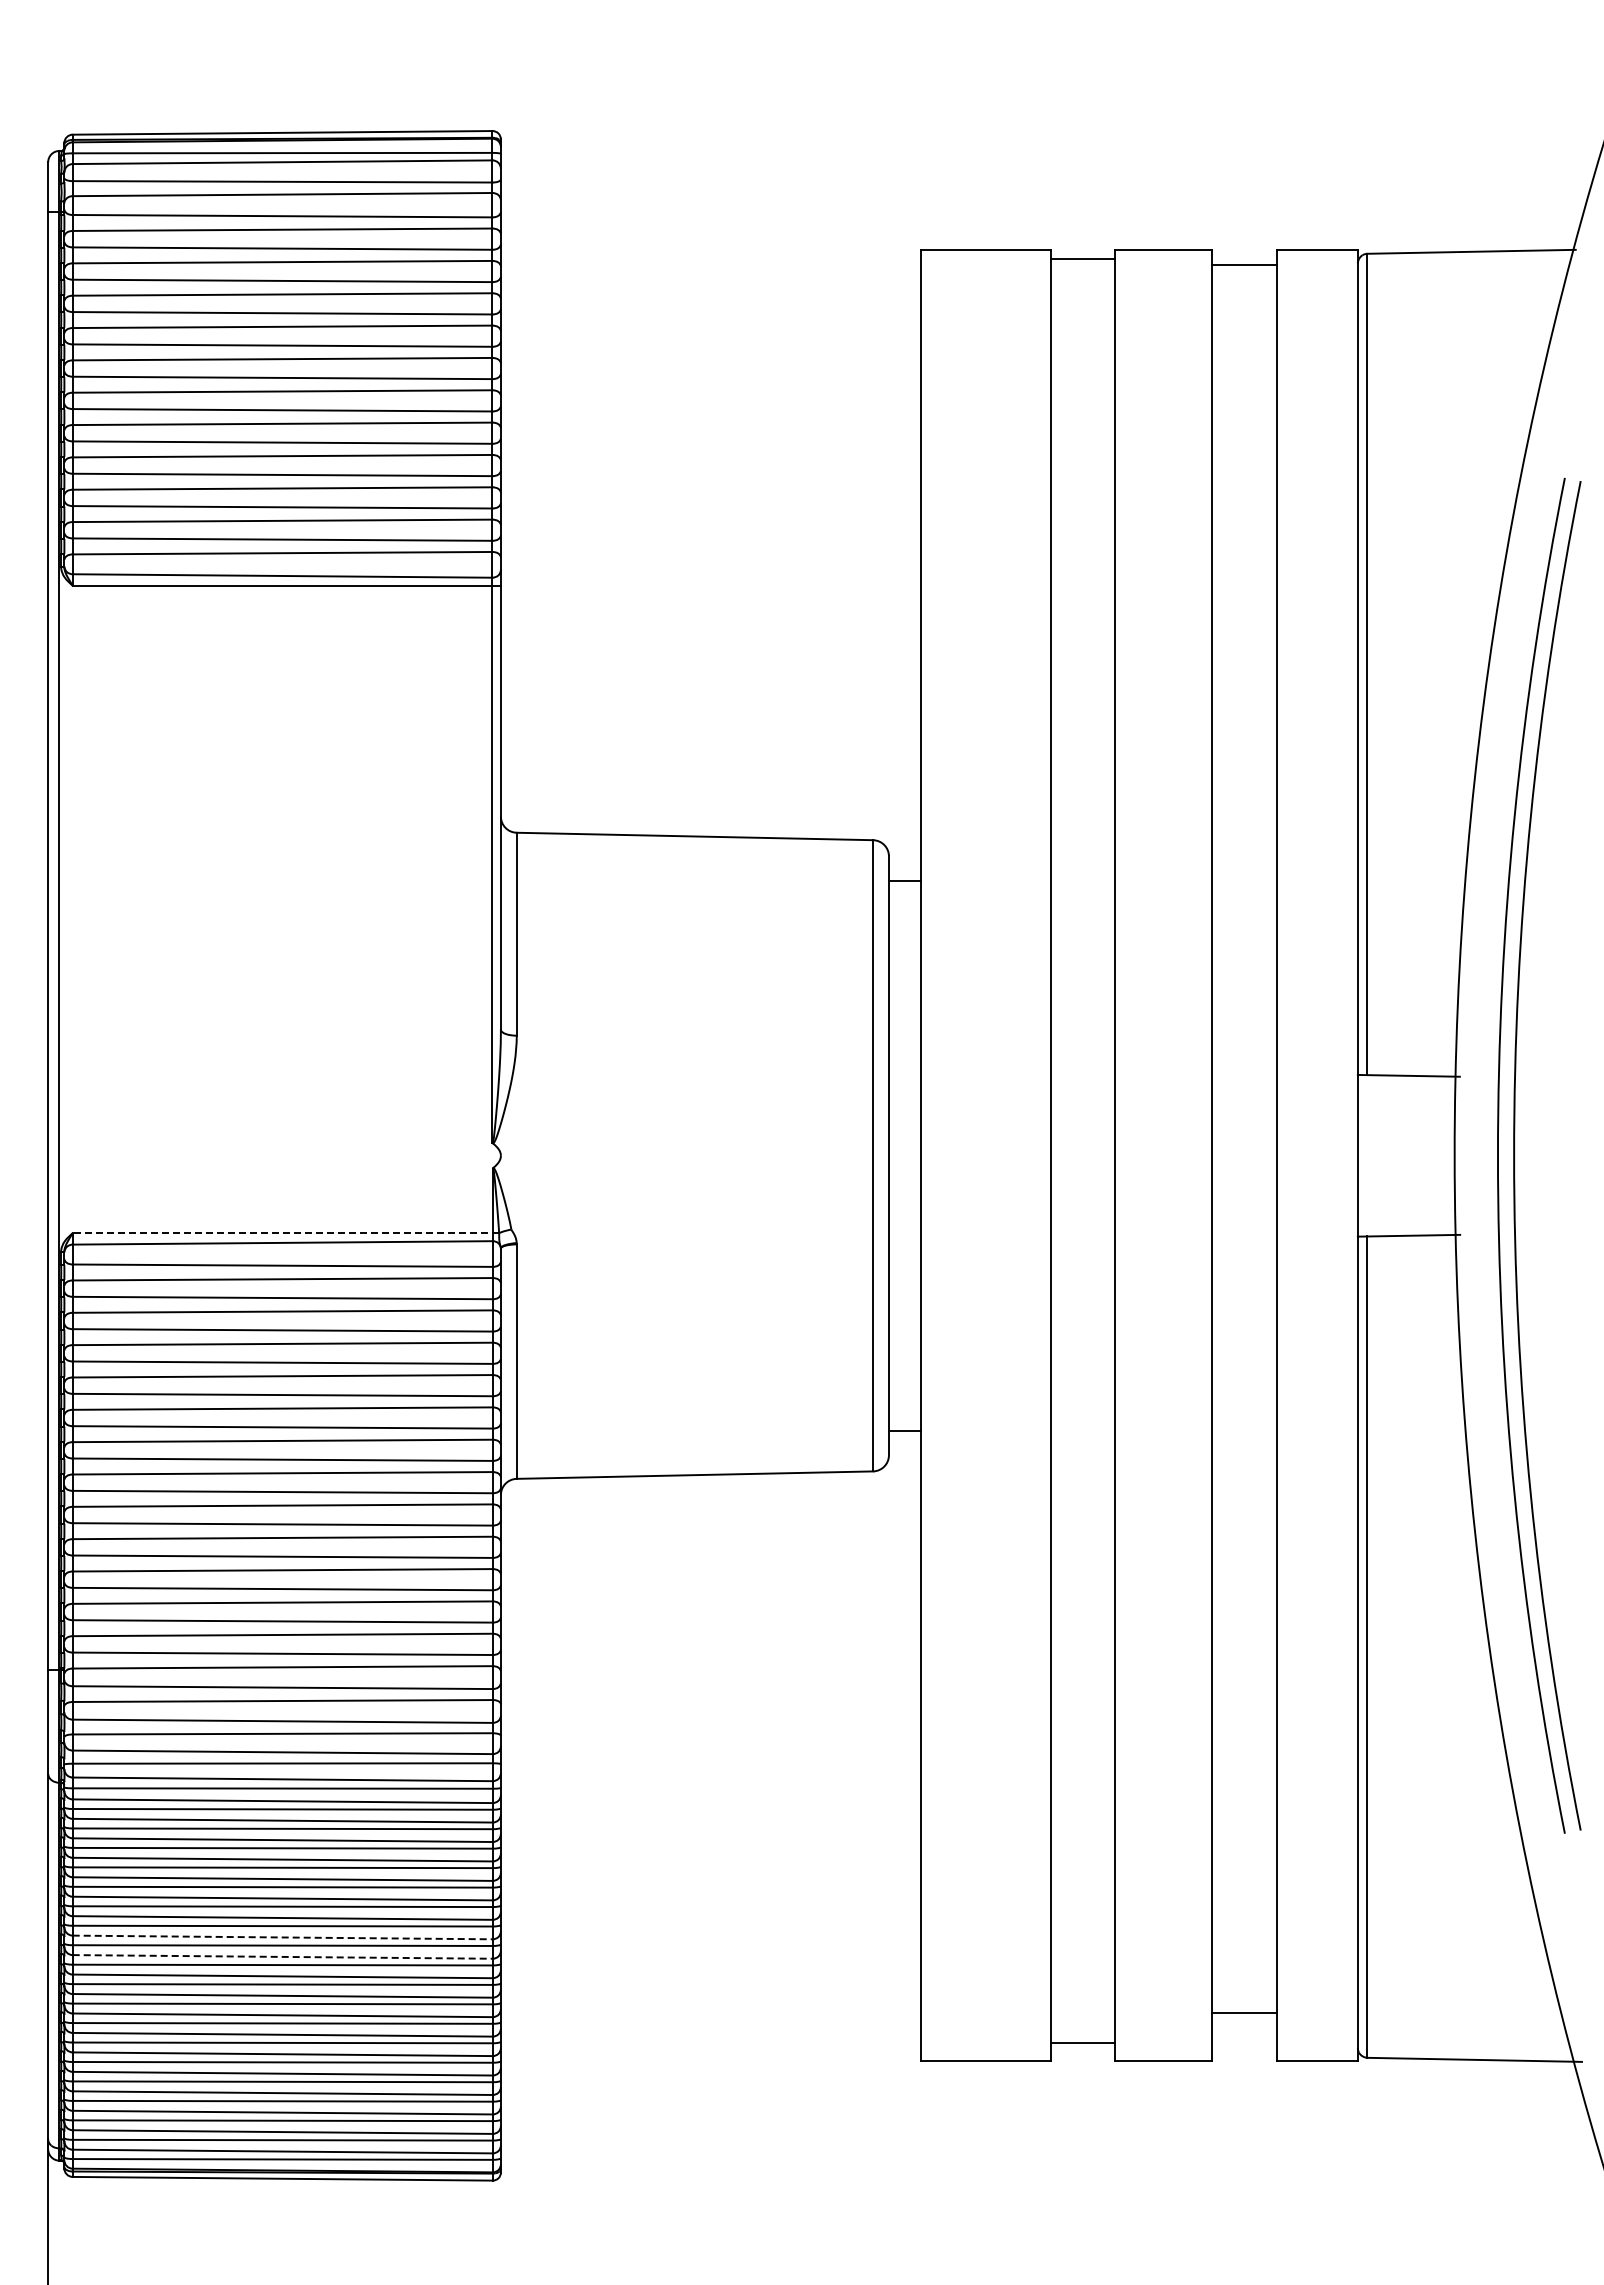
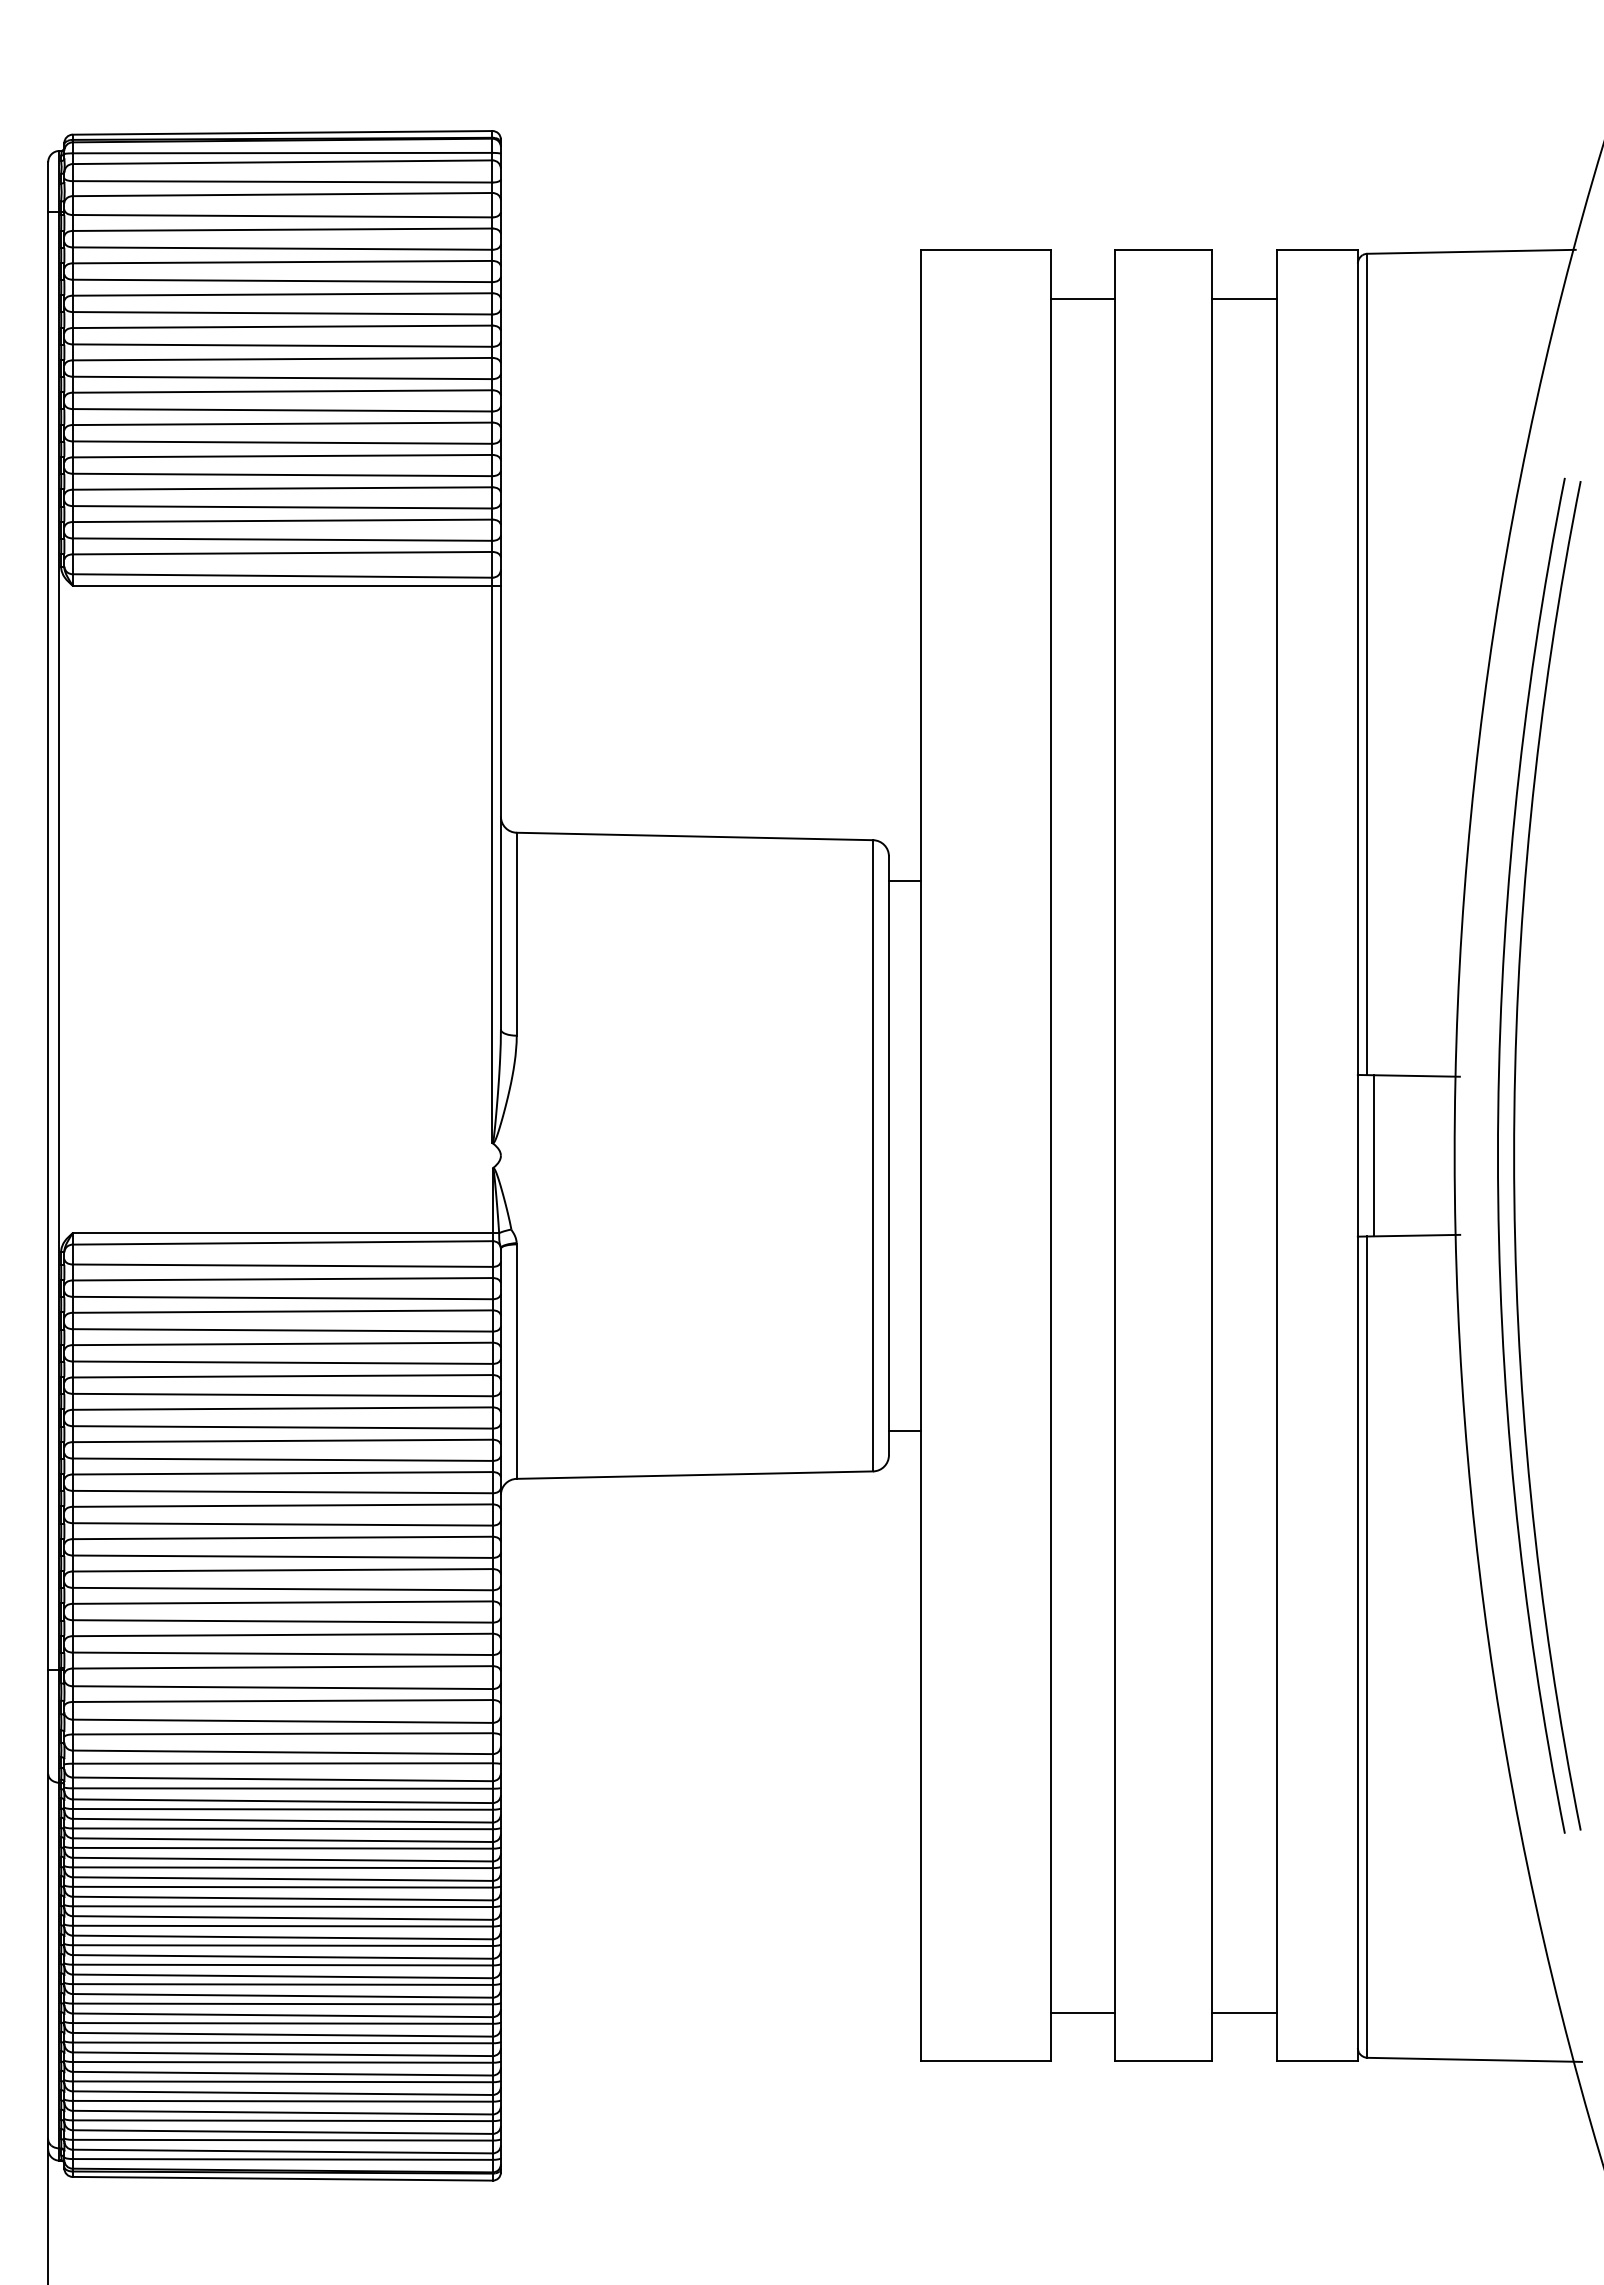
line position: (1082, 258) -> (1082, 298) (1082, 298)
line position: (1244, 264) -> (1244, 298) (1244, 298)
line: none -> present (1373, 1155)
line: dashed -> solid (285, 1233)
line: dashed -> solid (283, 1937)
line: dashed -> solid (283, 1956)
line position: (1082, 2042) -> (1082, 2012) (1082, 2012)
